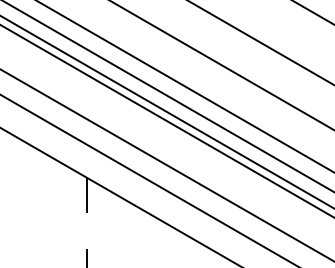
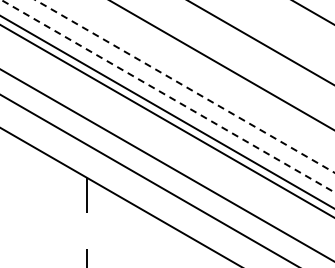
line: solid -> dashed (184, 86)
line: solid -> dashed (168, 96)
